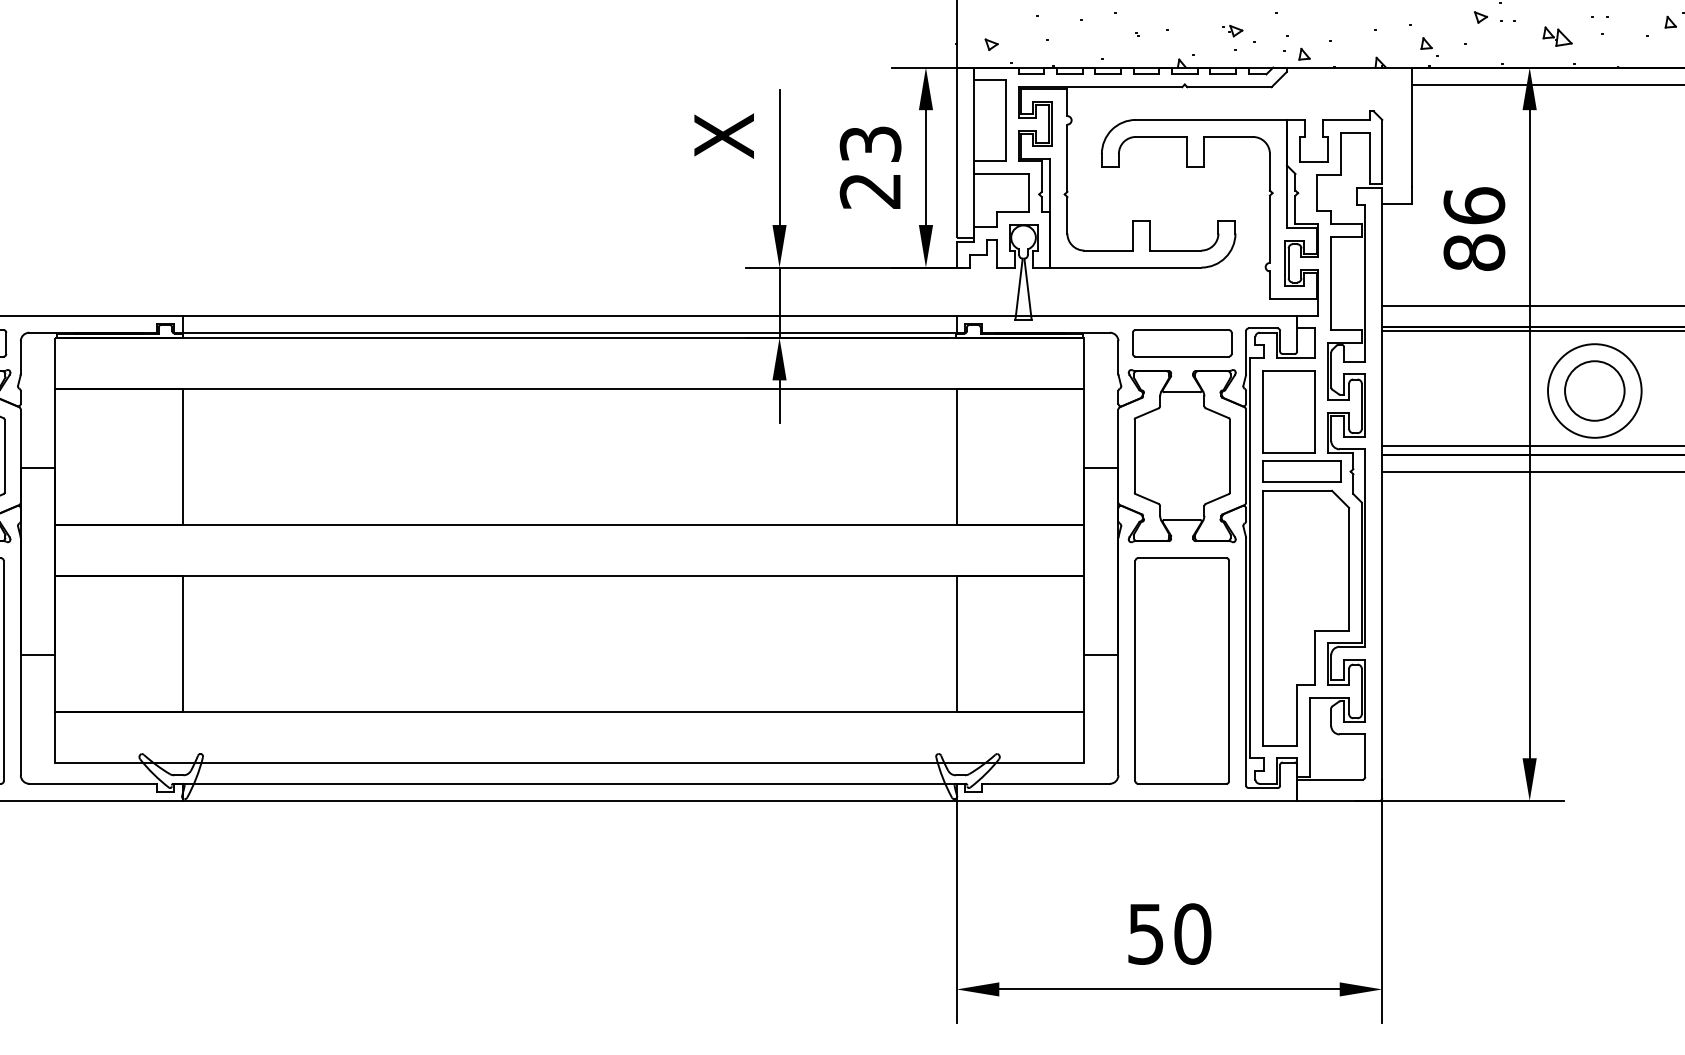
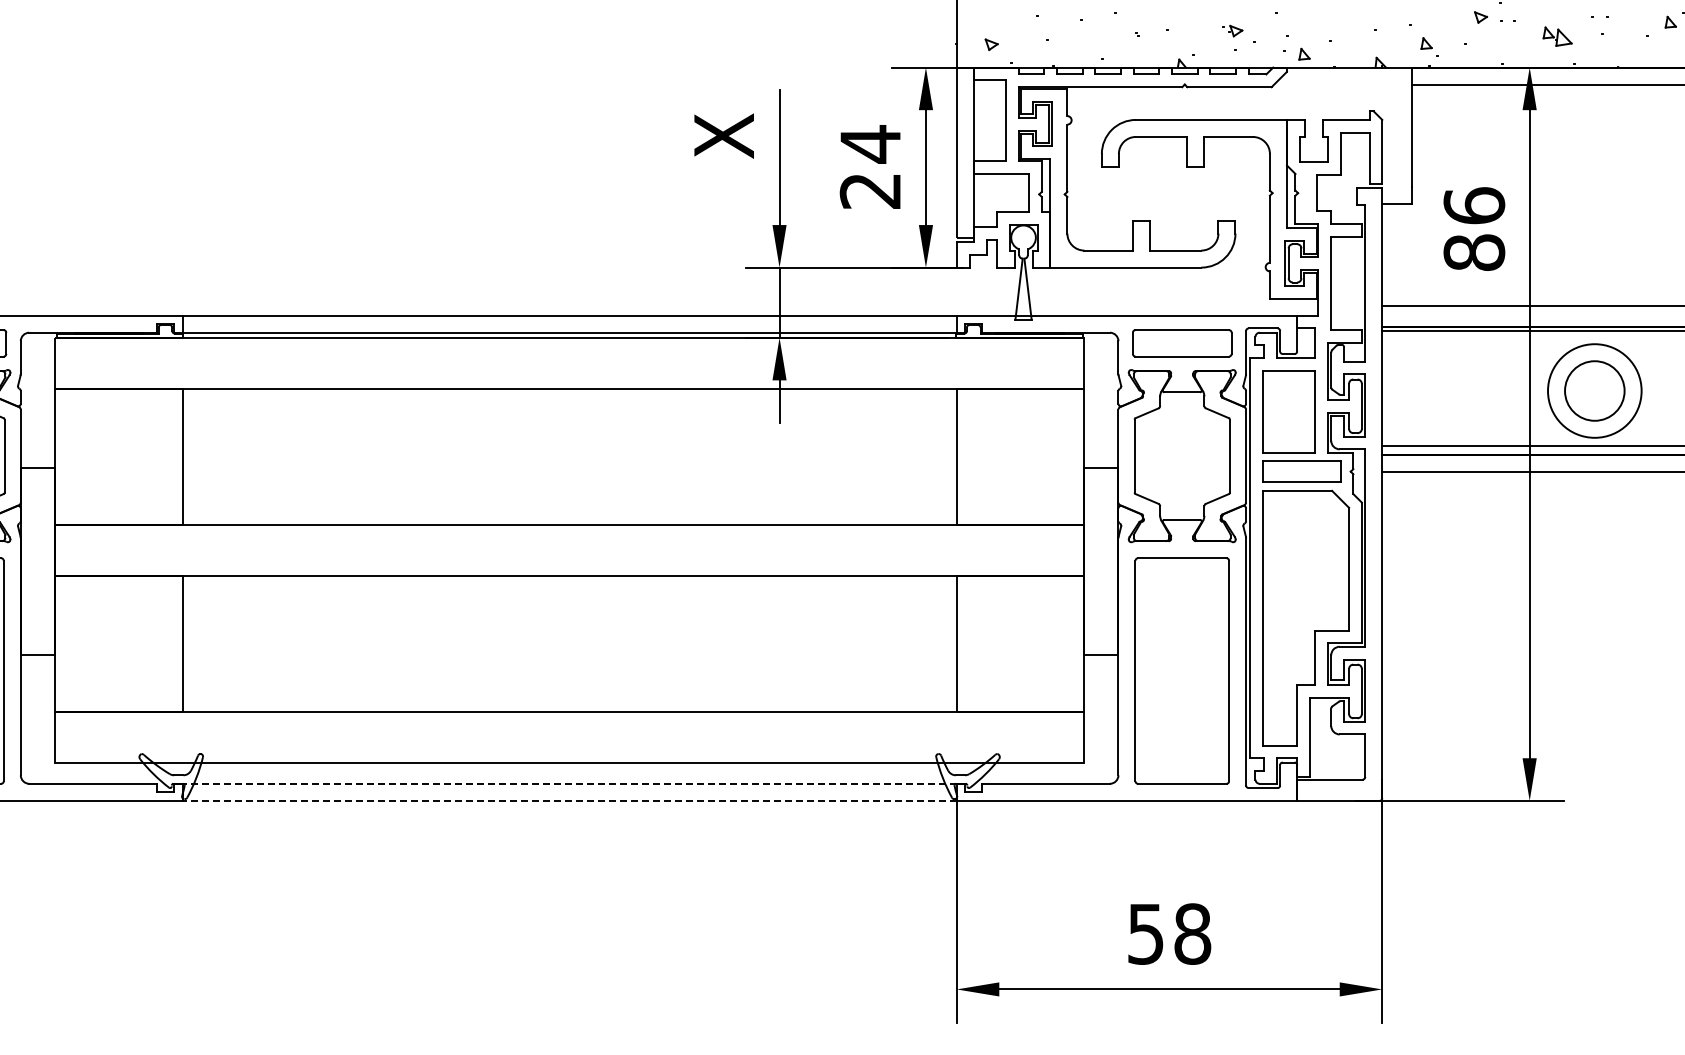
text: 23 -> 24 (870, 144)
line: solid -> dashed (569, 783)
line: solid -> dashed (569, 800)
text: 50 -> 58 (1192, 933)
